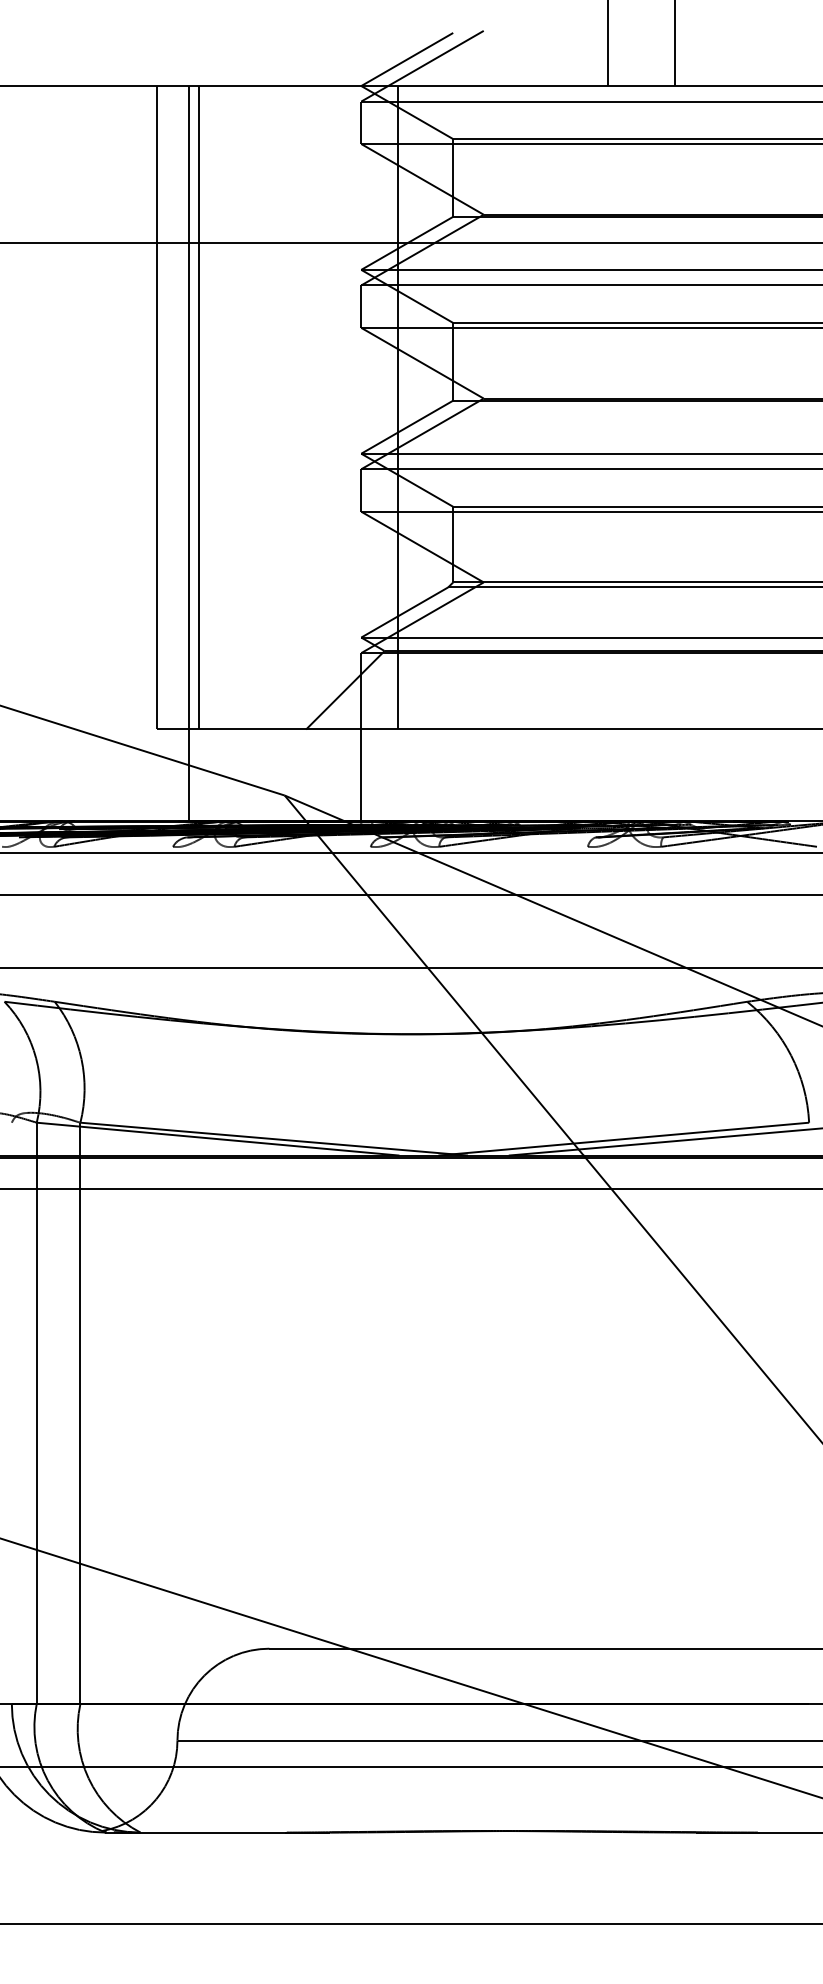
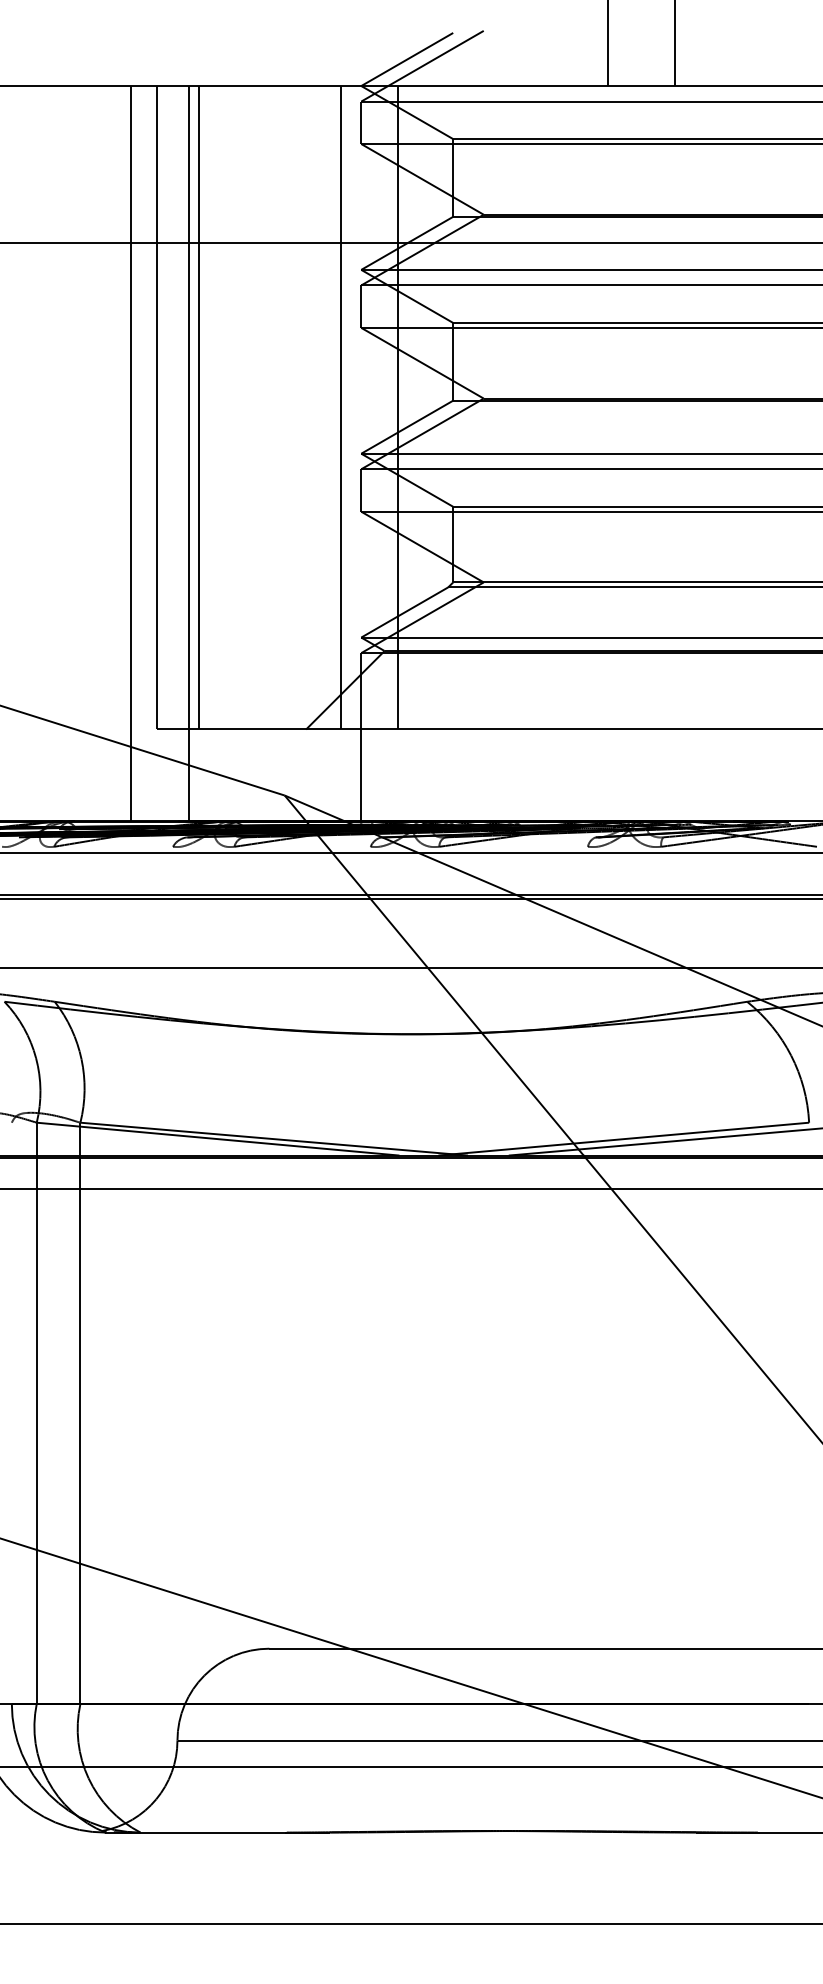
line: none -> present (341, 407)
line: none -> present (131, 453)
line: none -> present (410, 898)
